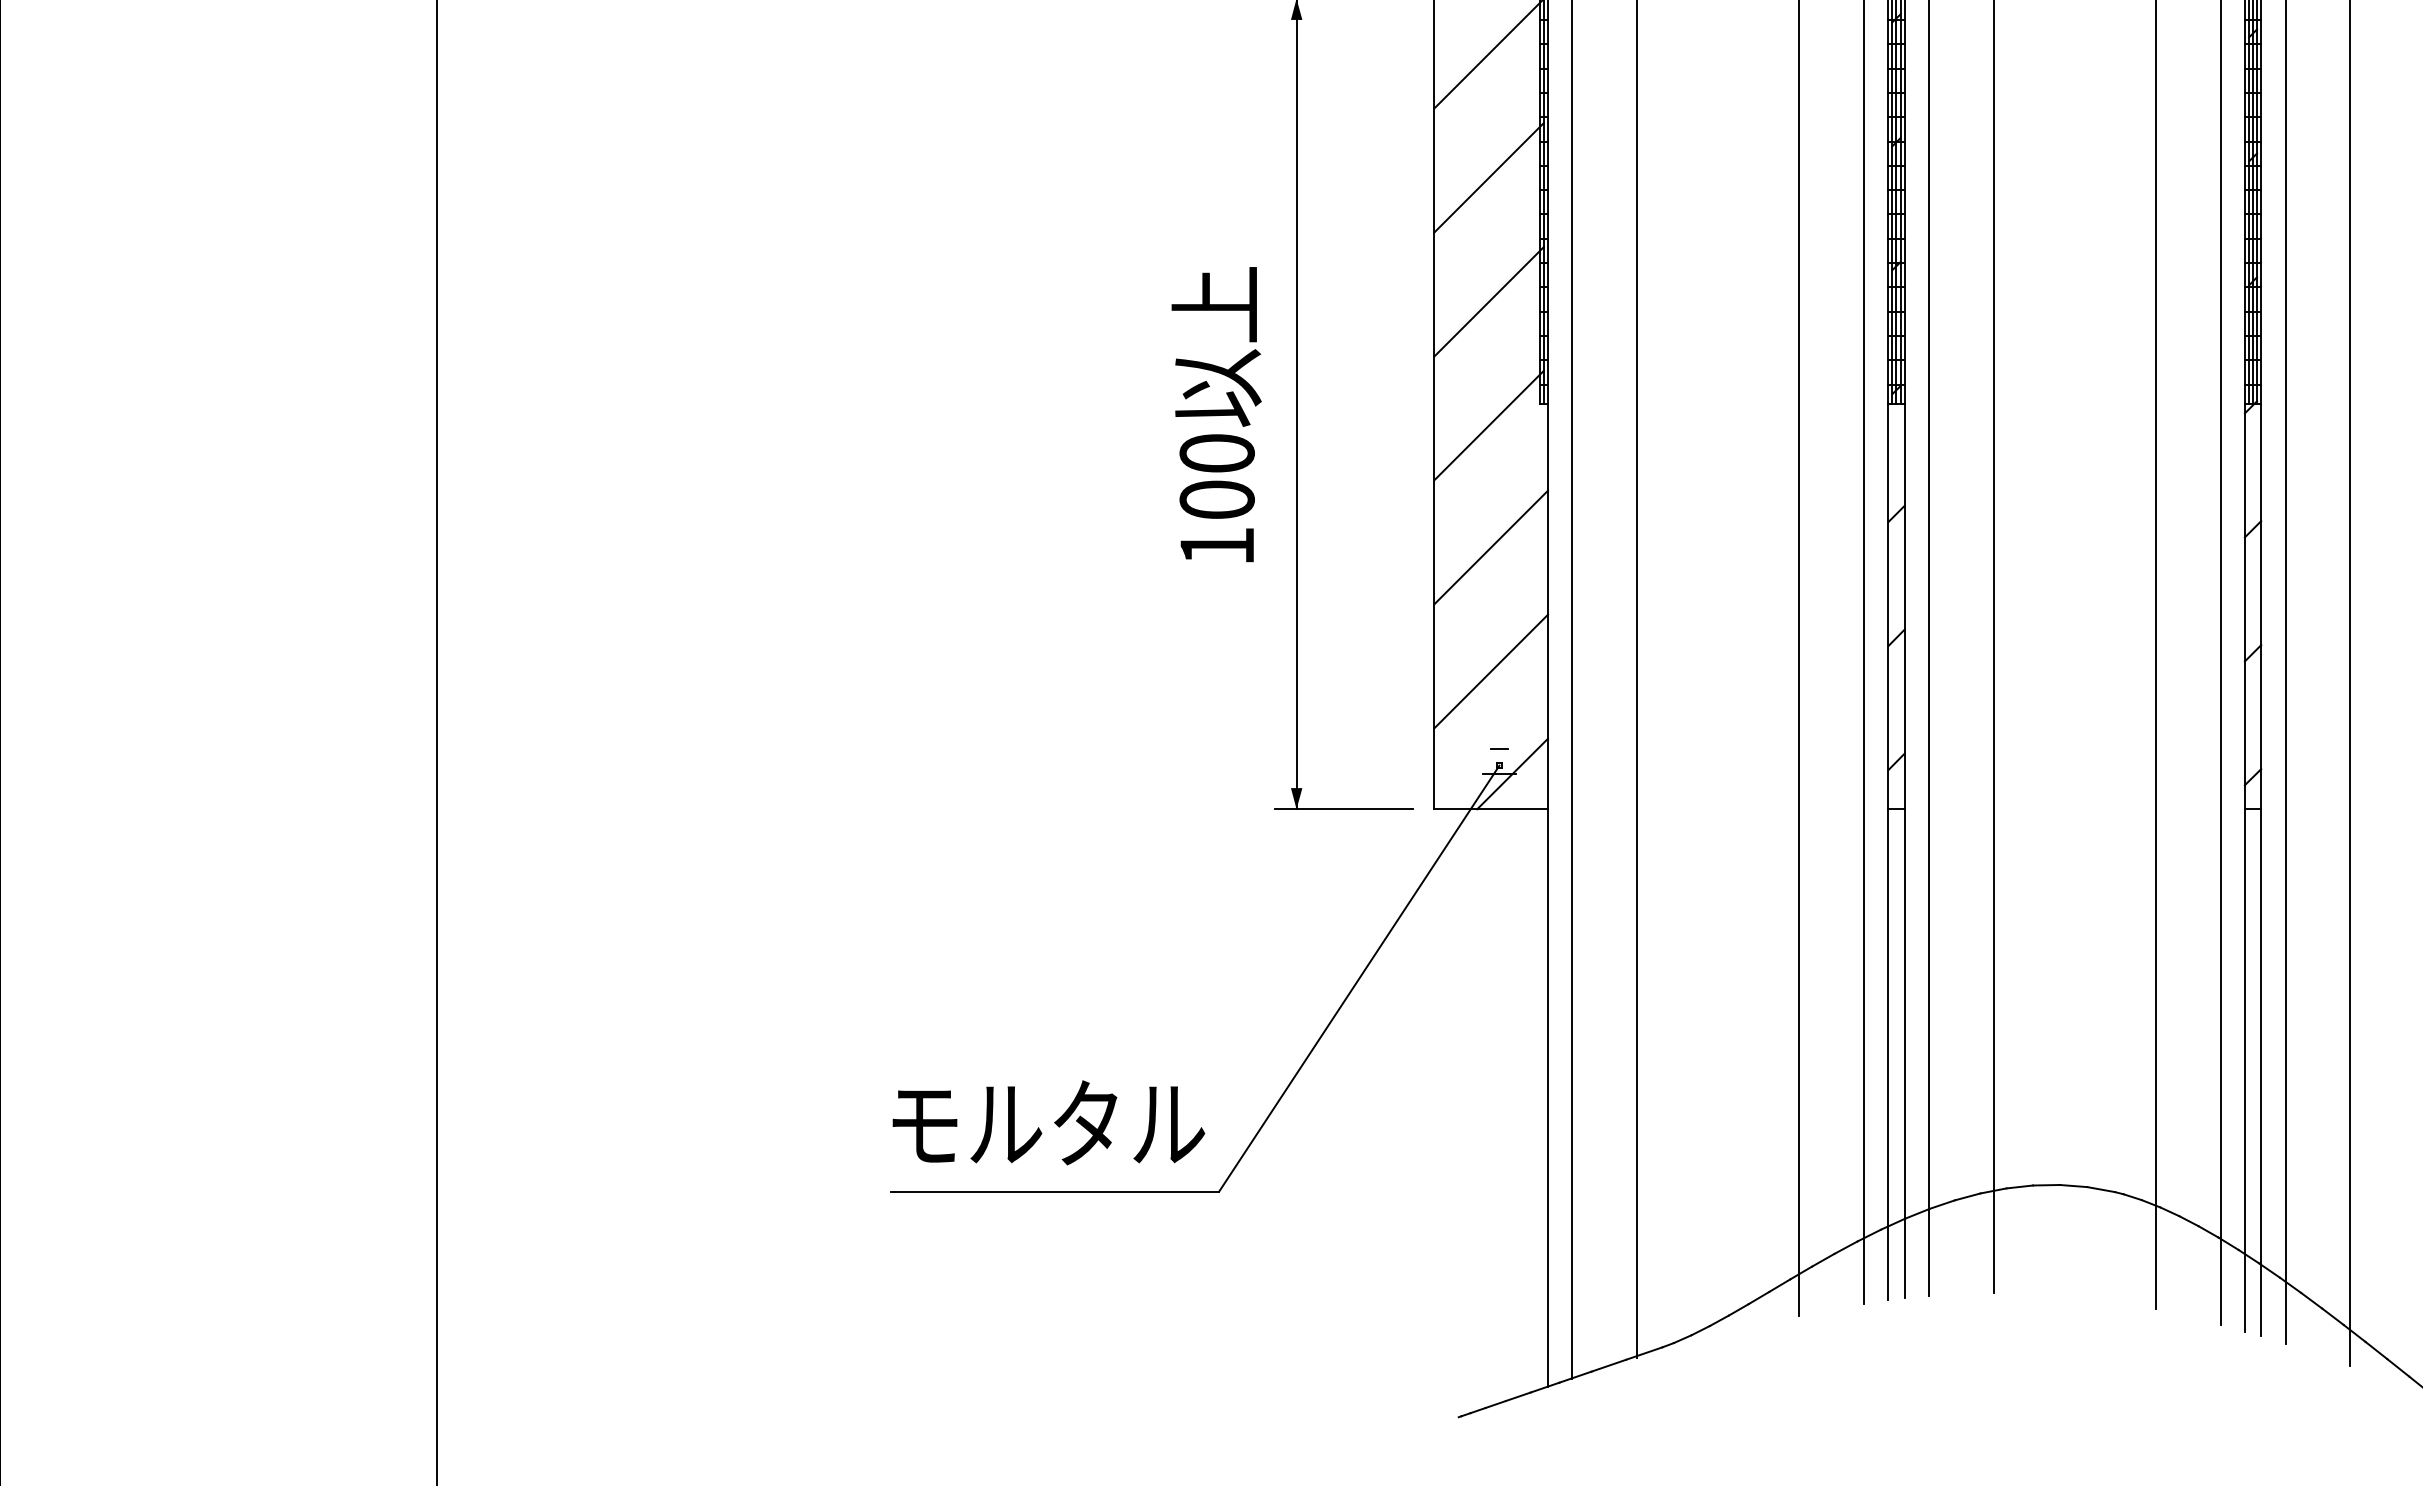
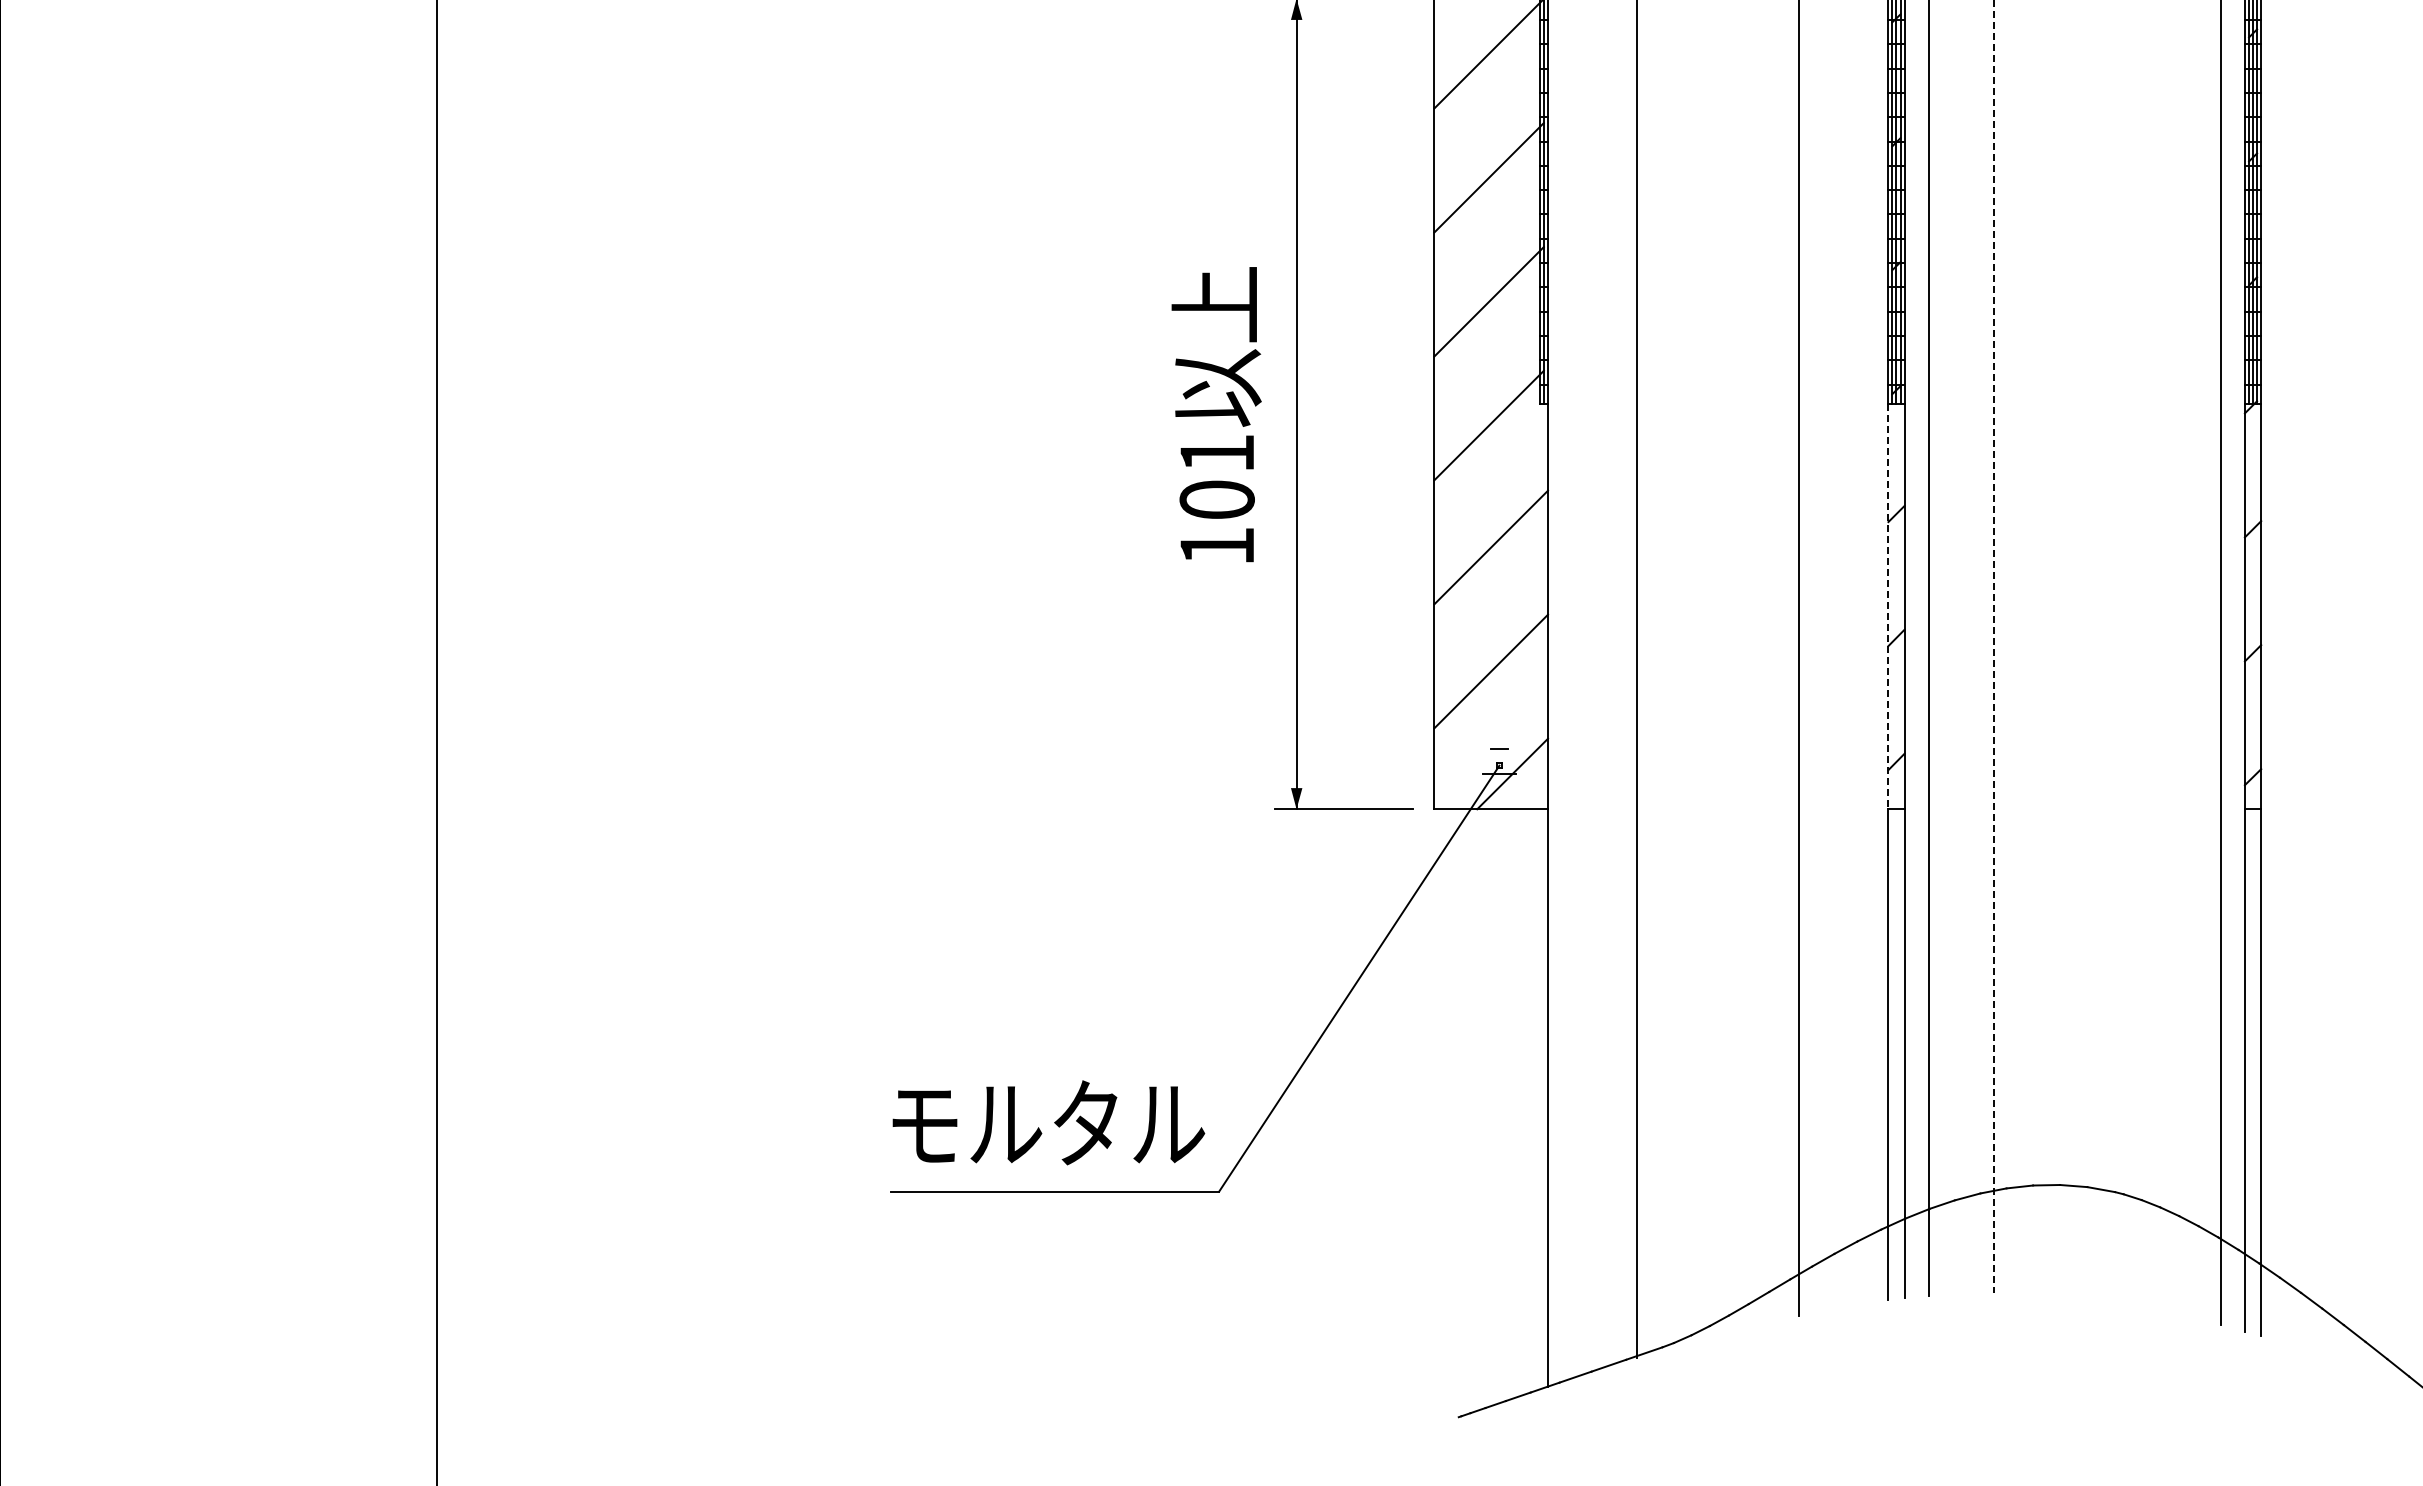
text: 100 -> 101 (1216, 453)
line: solid -> dashed (1888, 606)
line: solid -> dashed (1993, 646)
line: present -> none (1864, 652)
line: present -> none (2155, 655)
line: present -> none (2285, 672)
line: present -> none (2350, 683)
line: present -> none (1572, 690)
